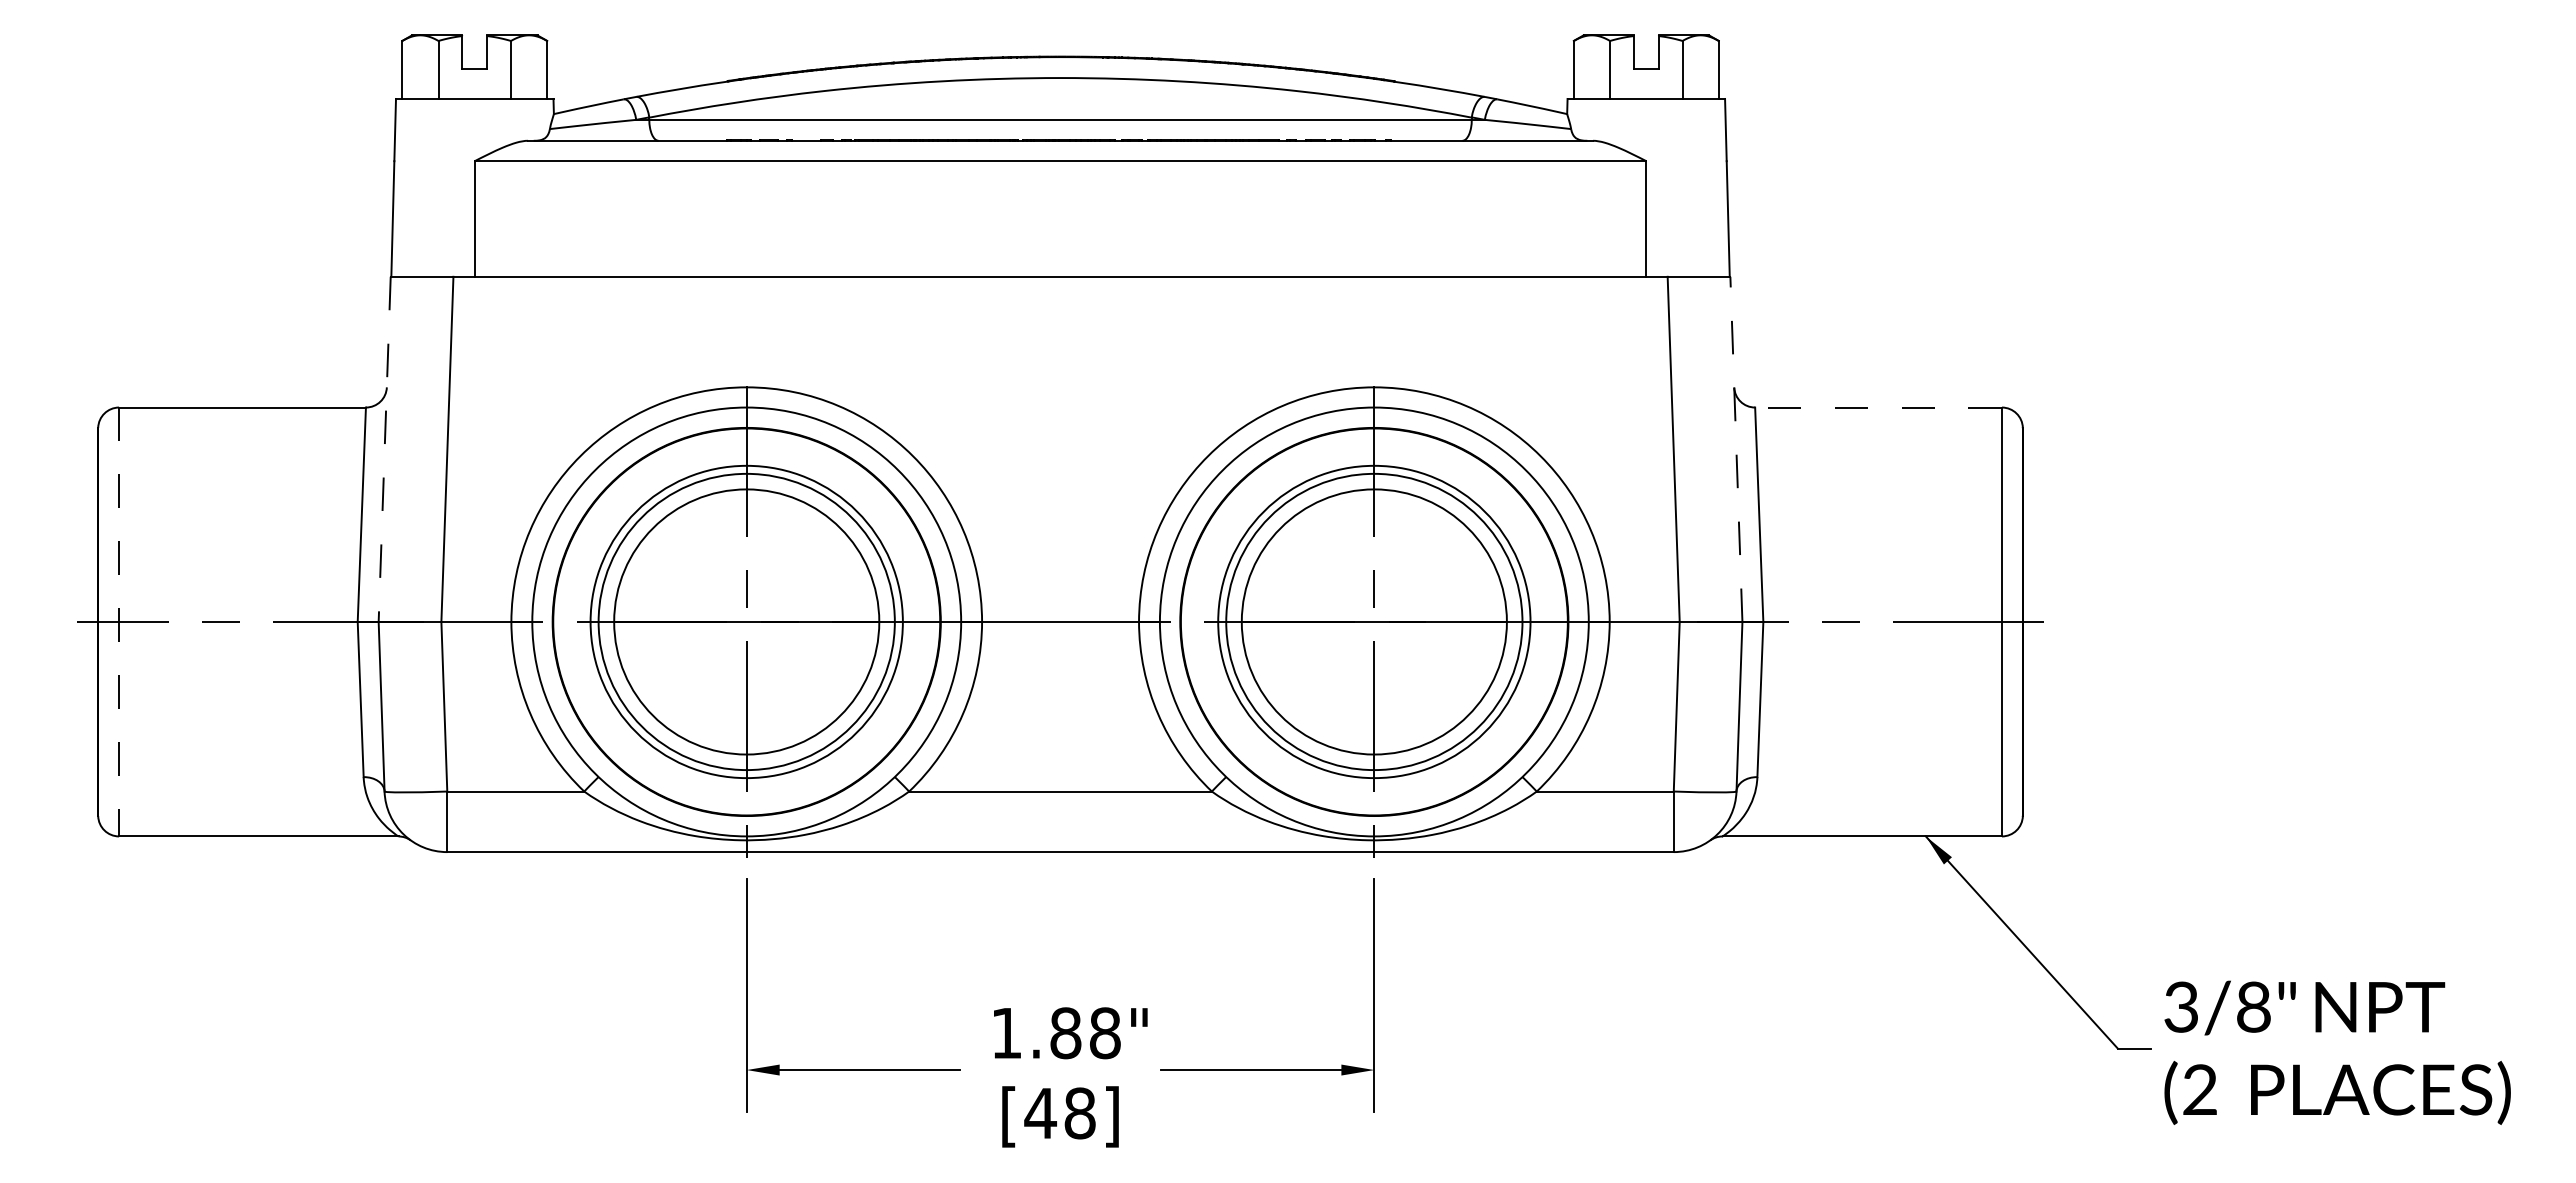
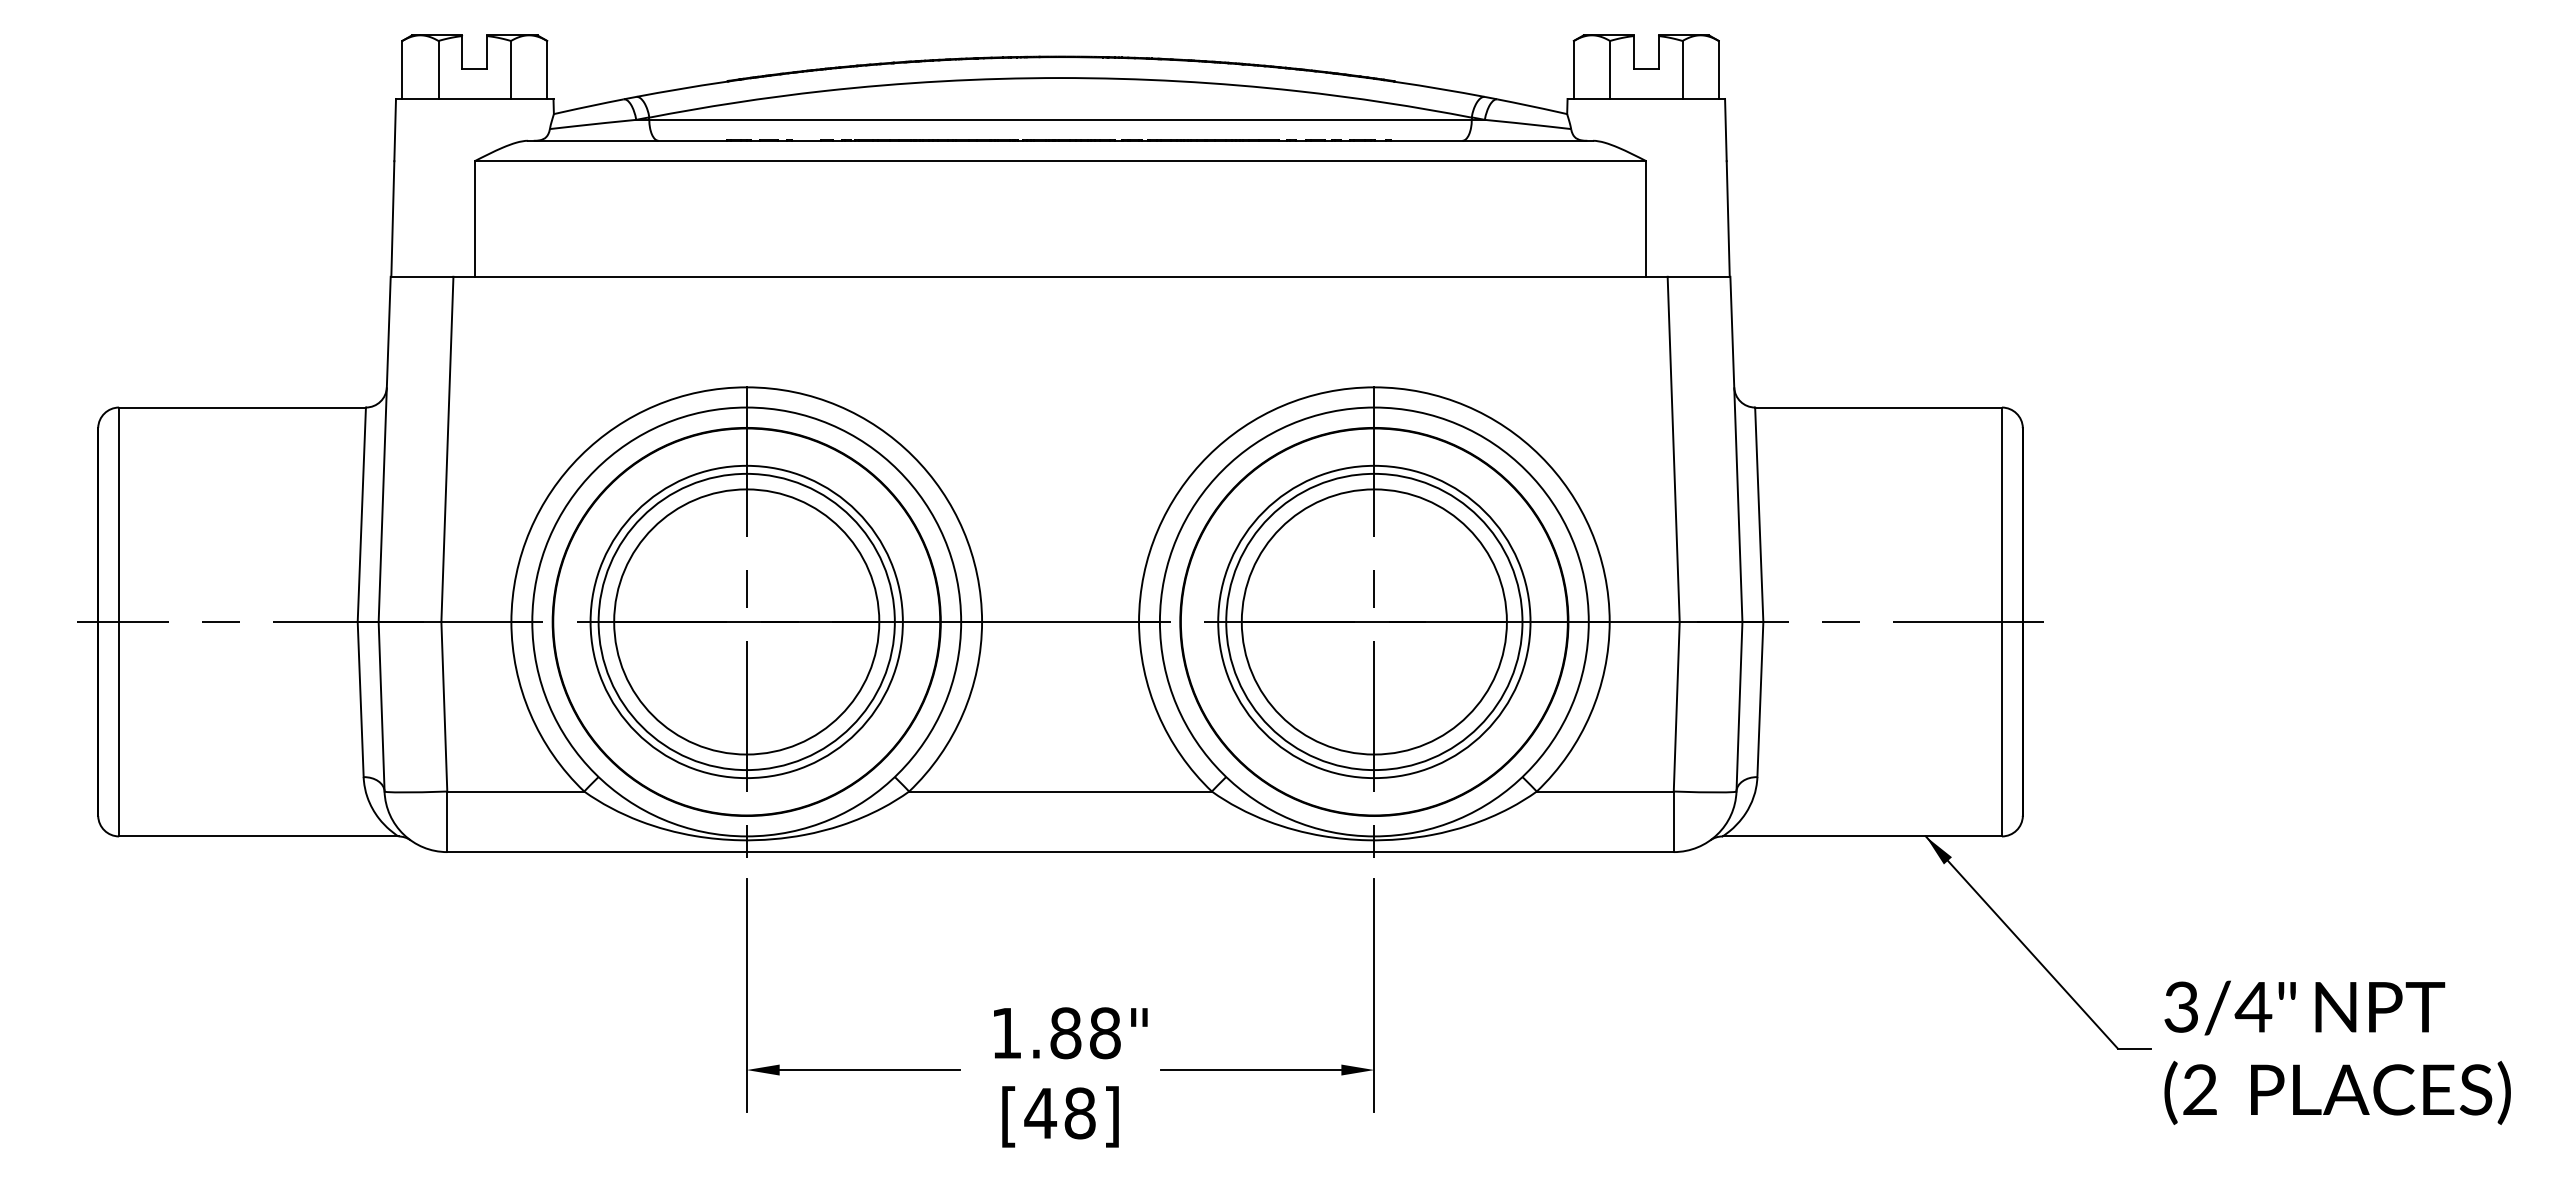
line: dashed -> solid (1878, 407)
line: dashed -> solid (384, 449)
line: dashed -> solid (1736, 449)
line: dashed -> solid (119, 622)
text: 3/8" -> 3/4" (2253, 1006)
